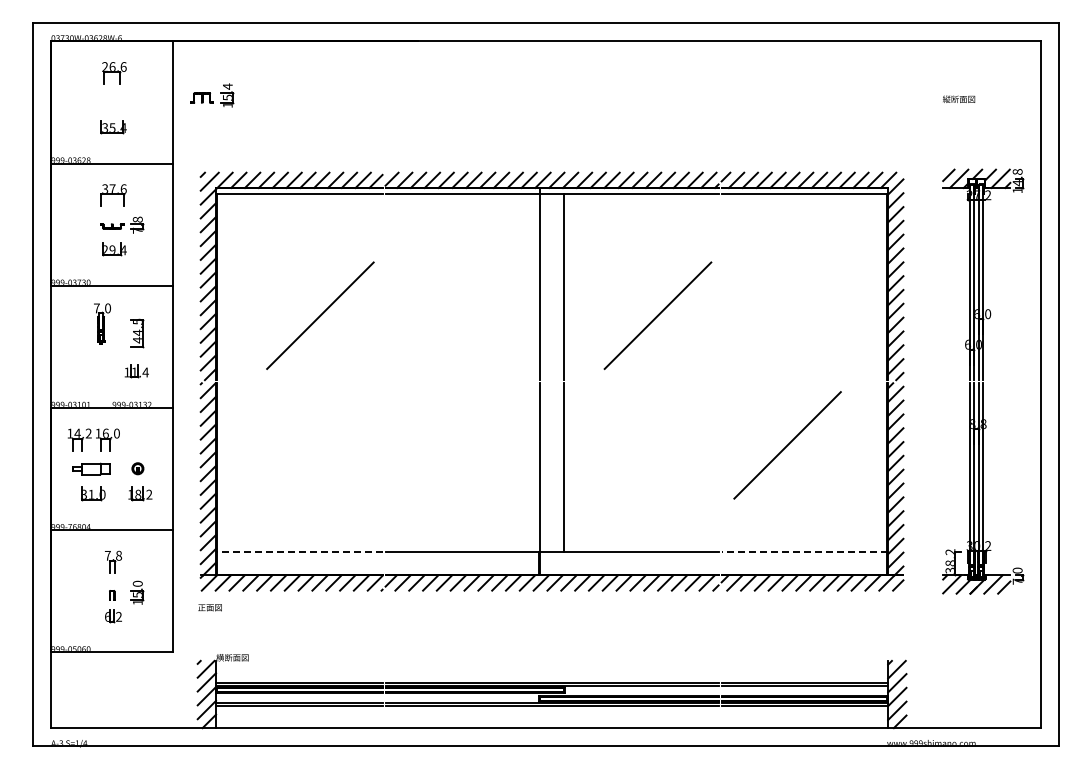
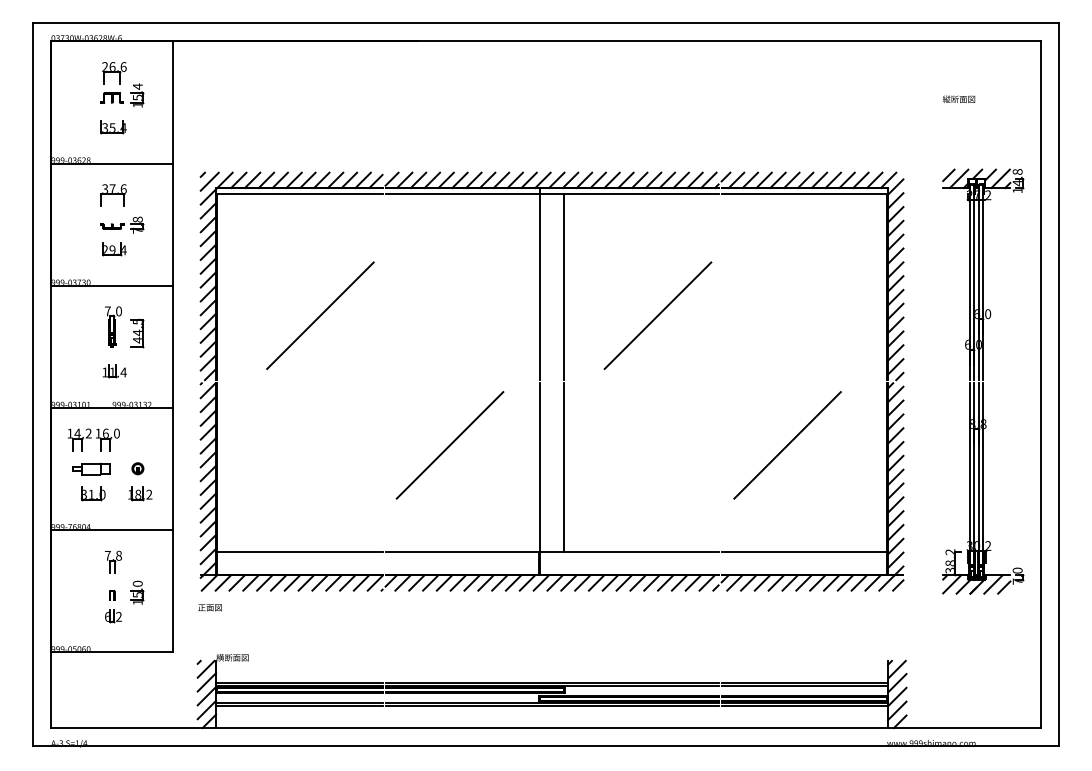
part position: (212, 95) -> (122, 95) (122, 95)
part position: (102, 323) -> (113, 326) (113, 326)
part position: (136, 371) -> (114, 371) (114, 371)
line: none -> present (449, 445)
line: dashed -> solid (298, 552)
line: dashed -> solid (804, 552)
